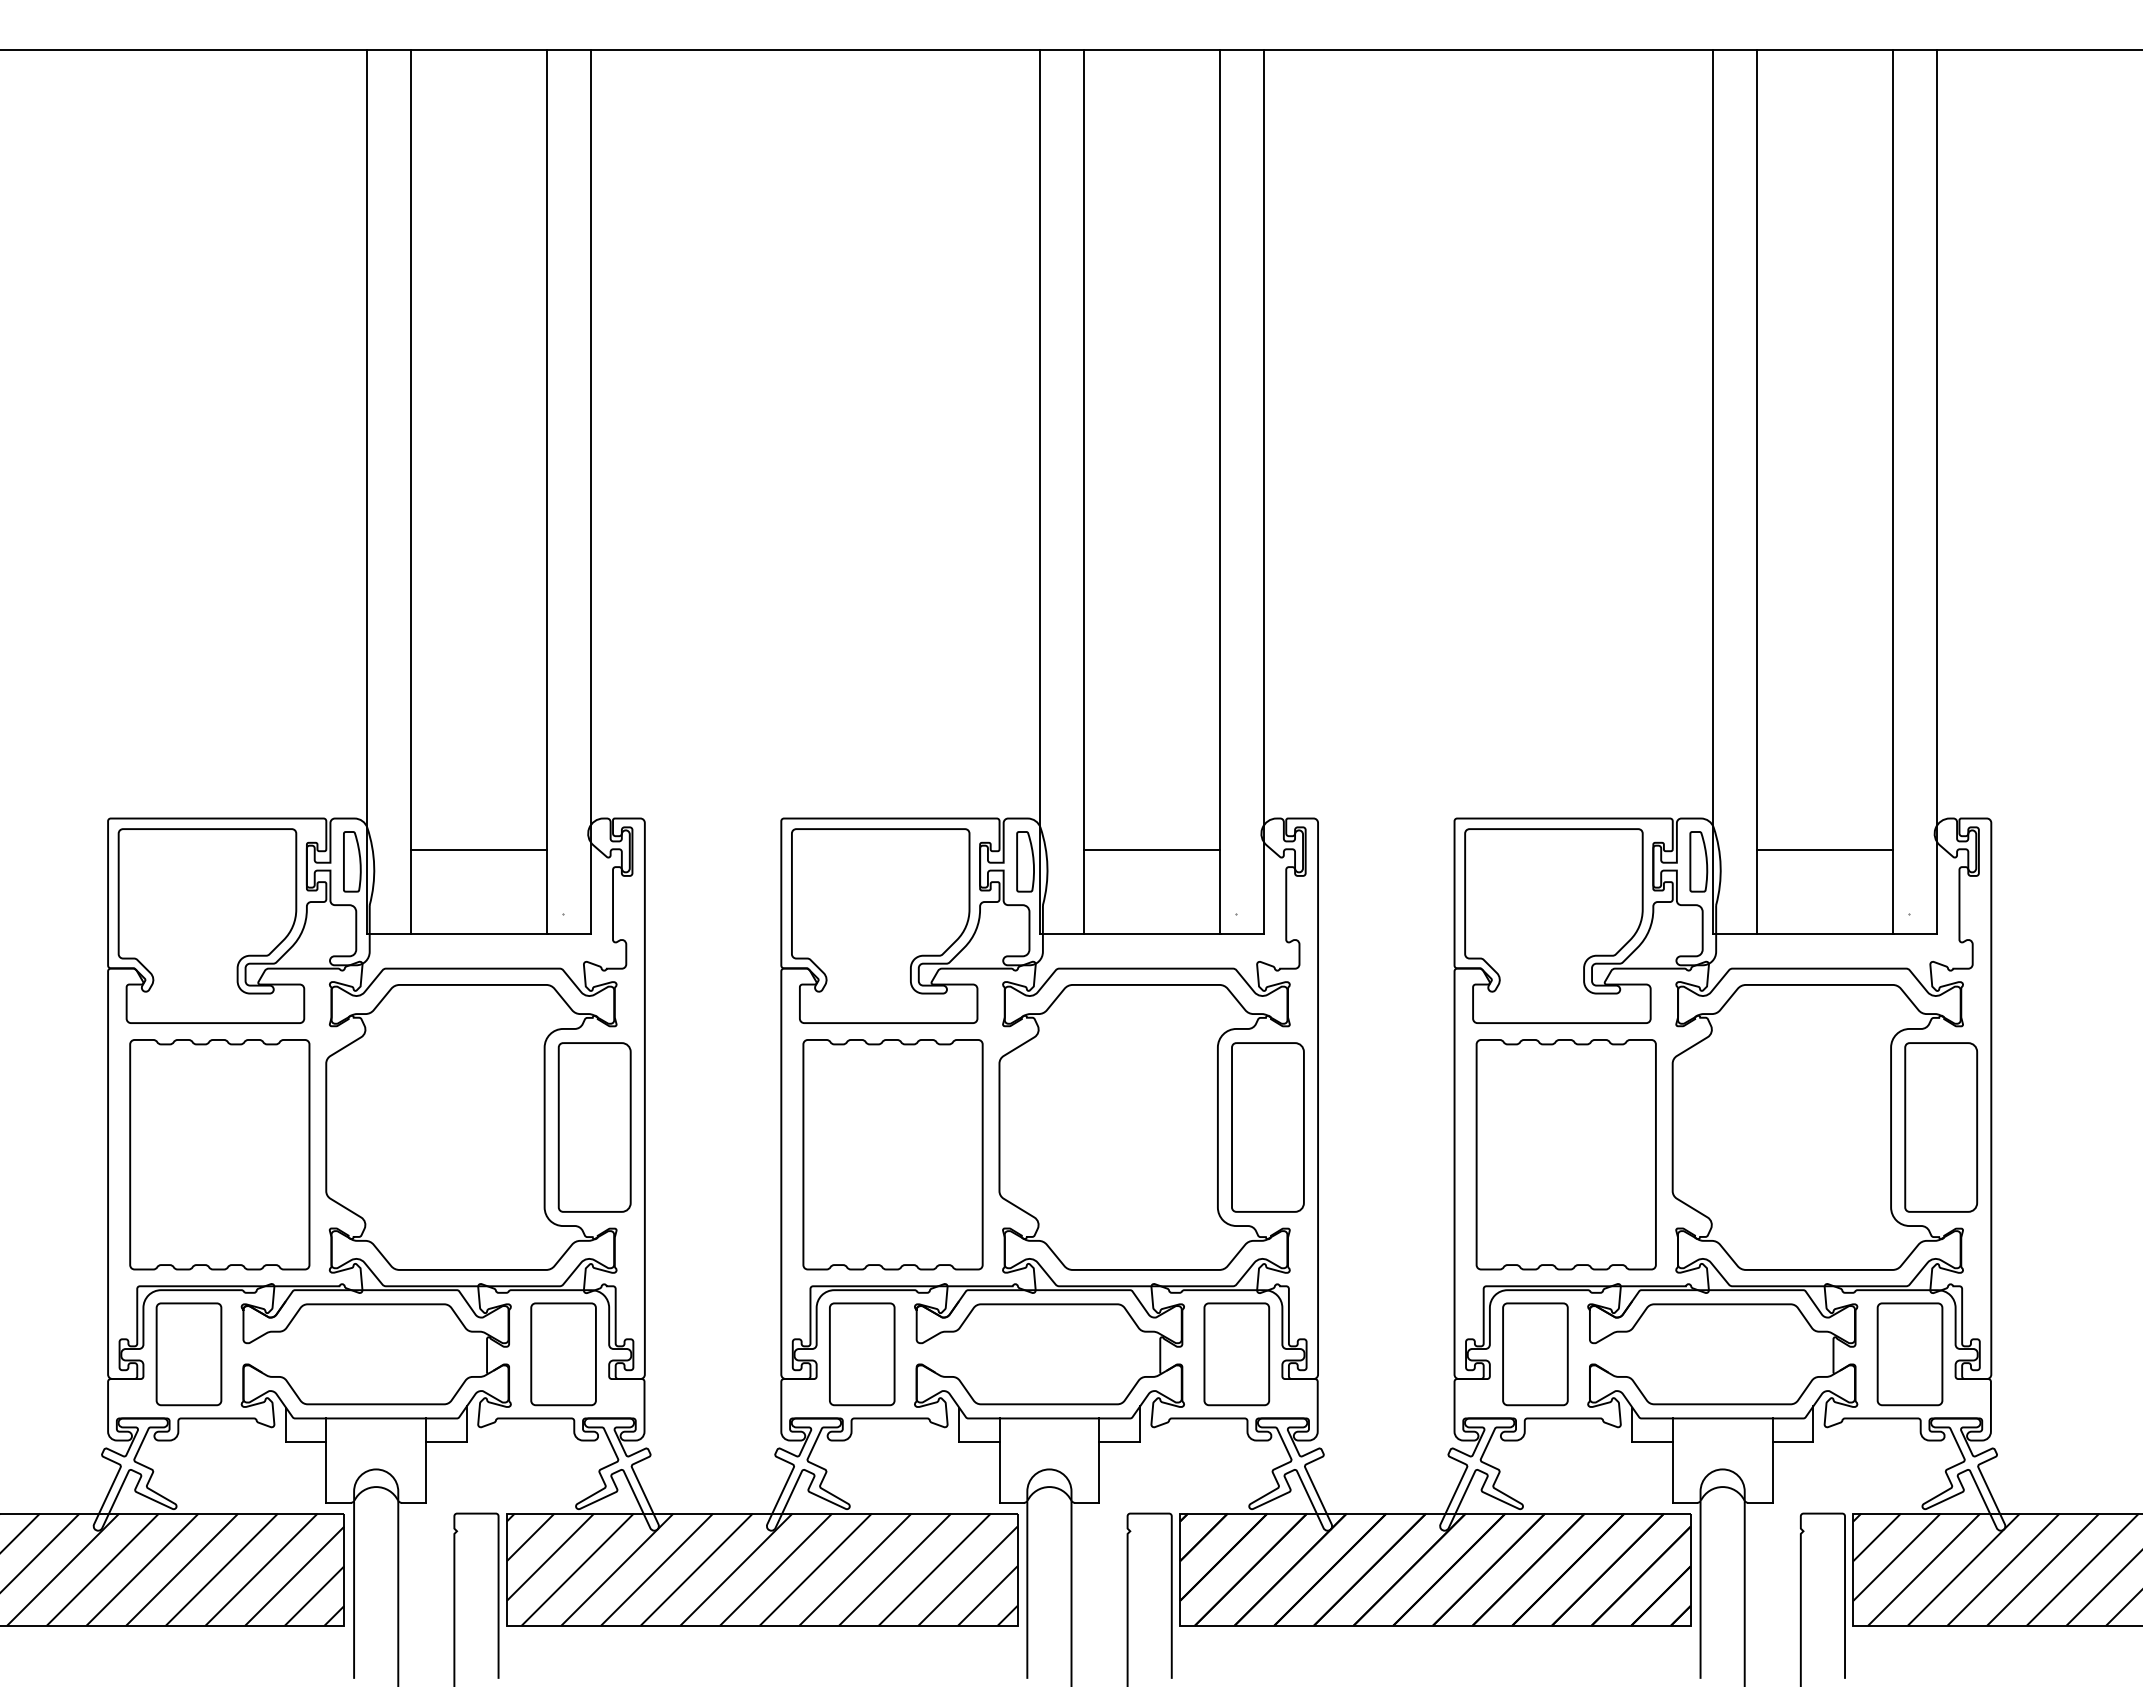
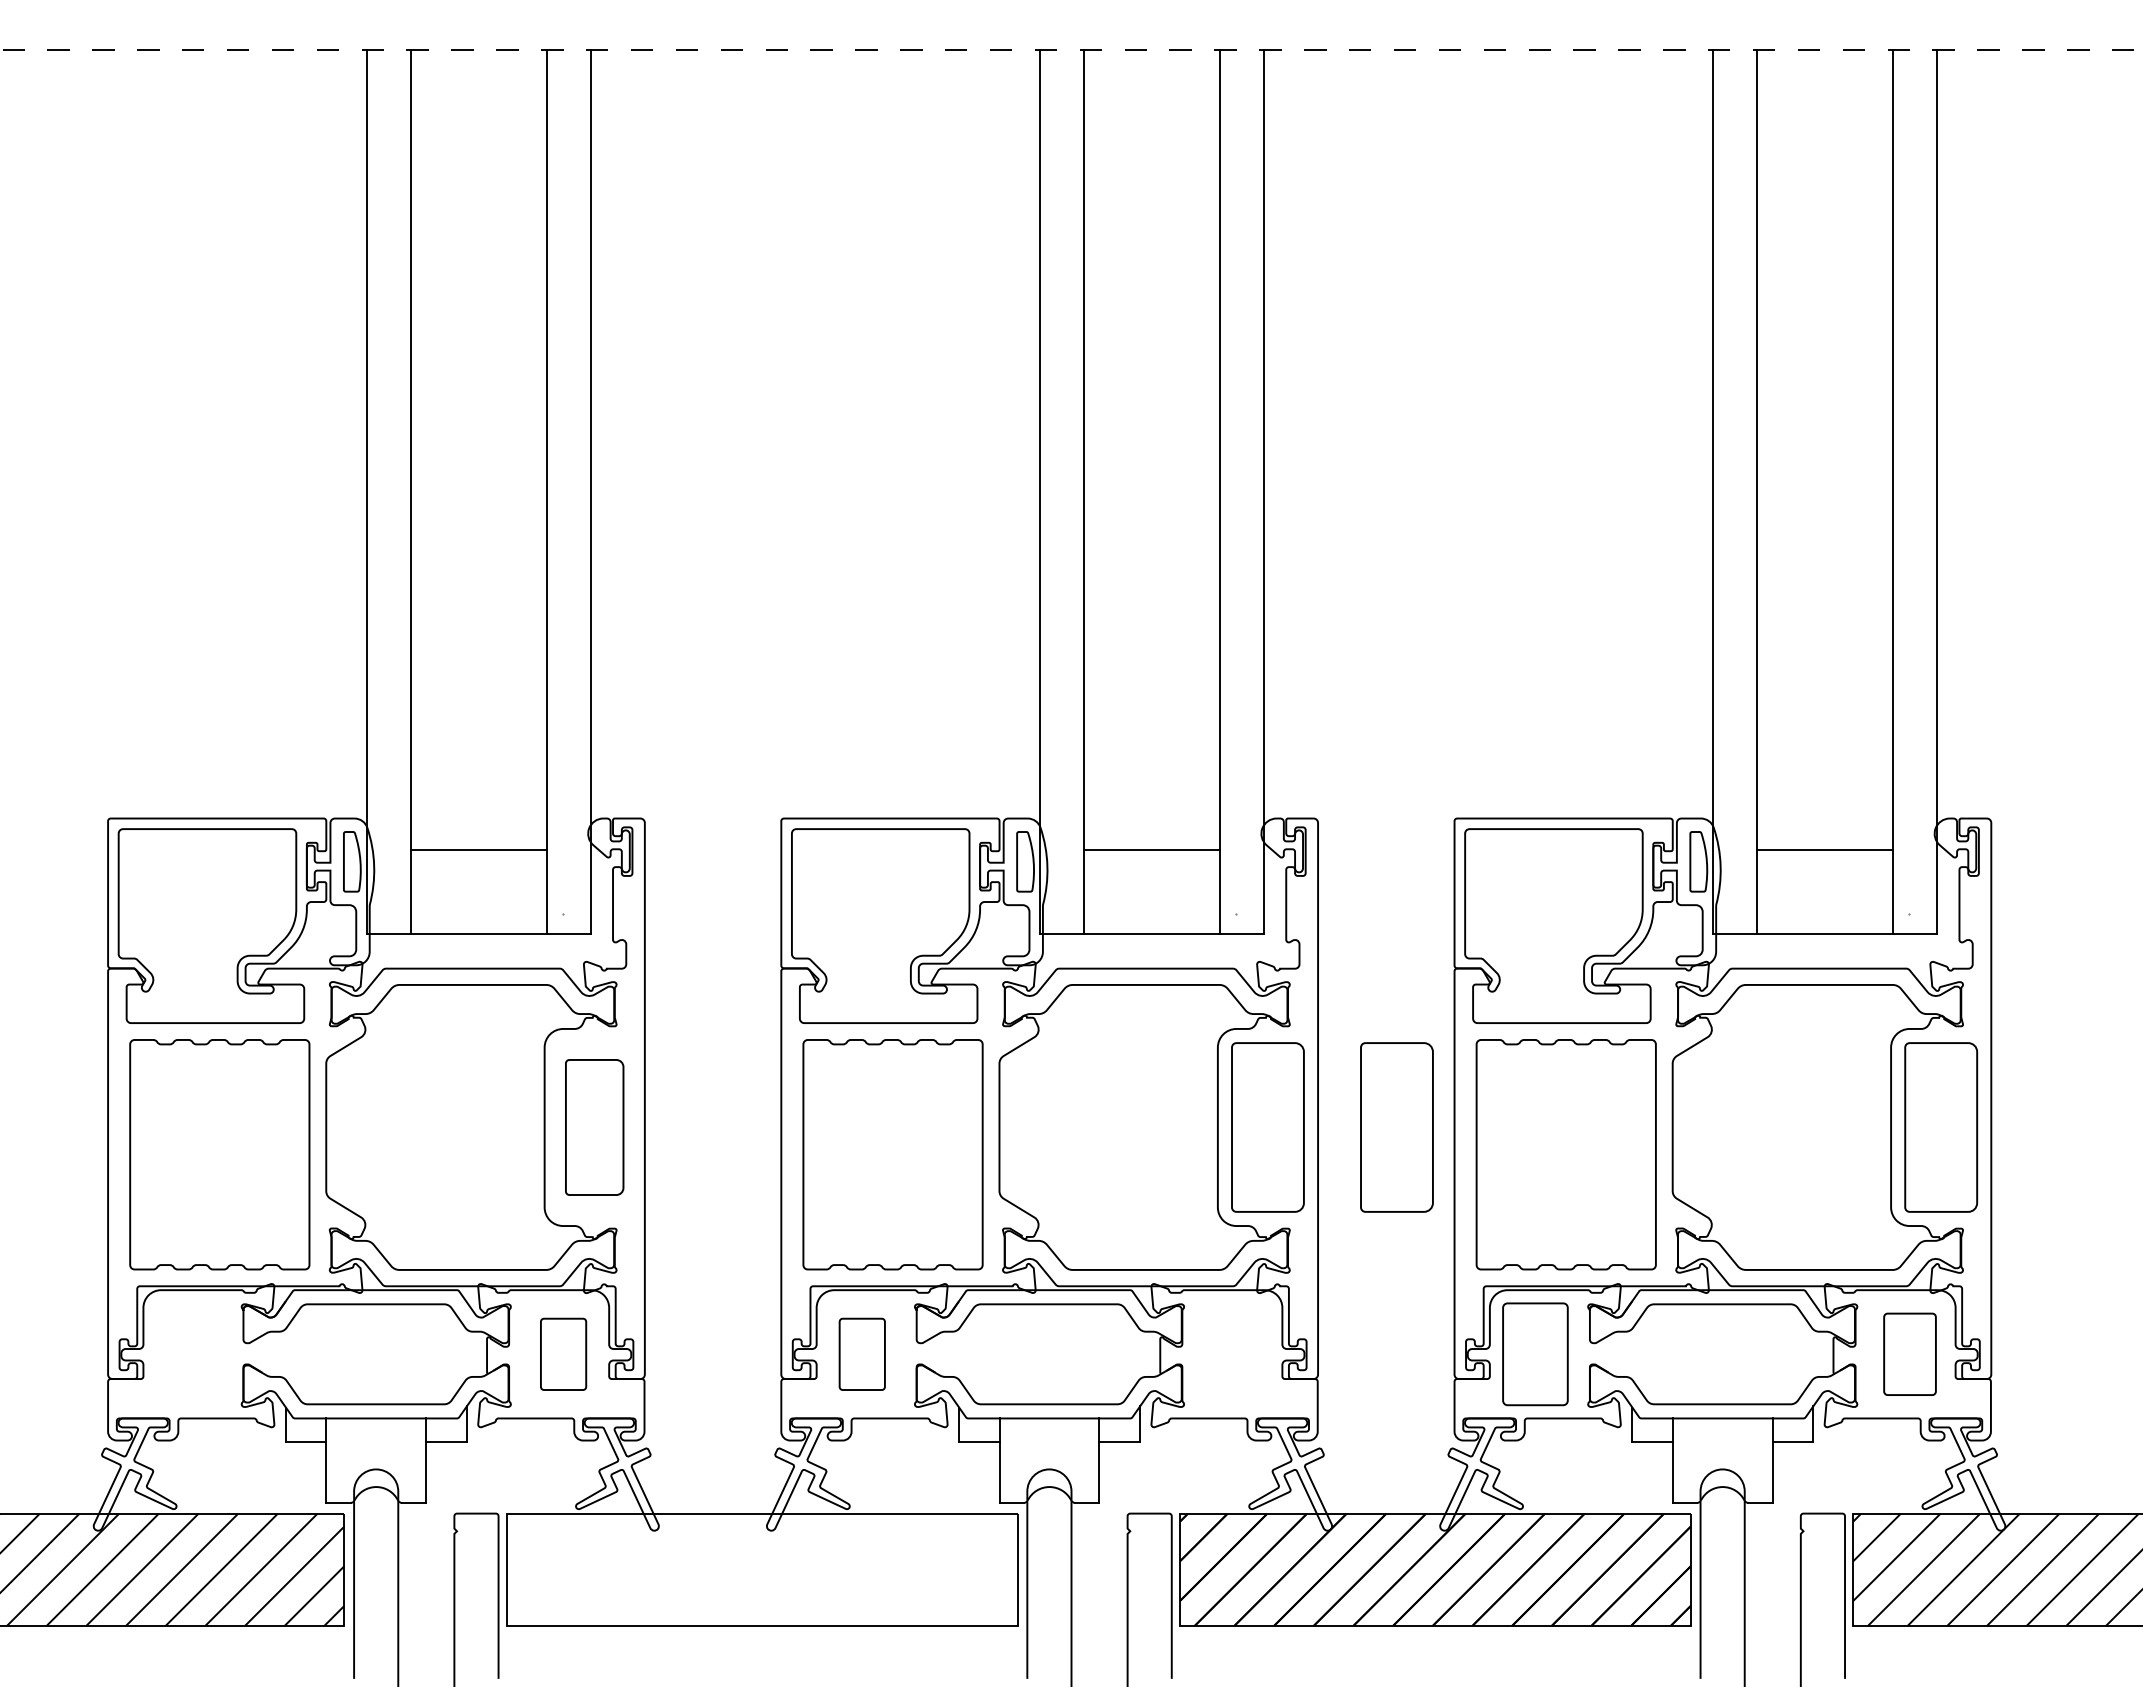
line: solid -> dashed (1071, 50)
part size: 75x171 px -> 60x137 px (594, 1127)
part: none -> present (1396, 1127)
part: present -> none (188, 1354)
part size: 67x105 px -> 48x74 px (563, 1353)
part size: 67x105 px -> 48x74 px (861, 1353)
part: present -> none (1236, 1354)
part size: 68x105 px -> 54x84 px (1909, 1353)
hatch: present -> none (761, 1569)
